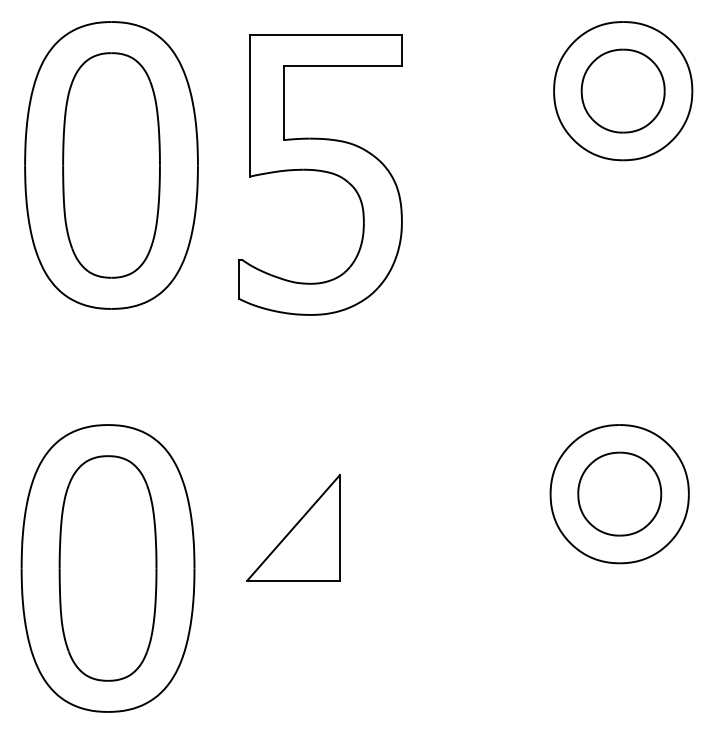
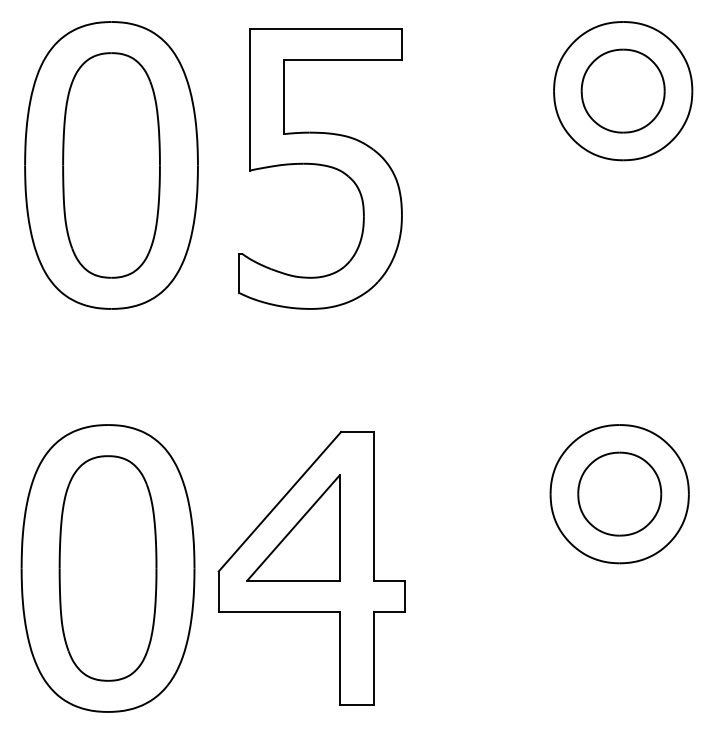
part position: (320, 174) -> (320, 168) (320, 168)
part: none -> present (311, 567)
